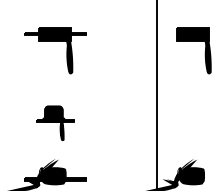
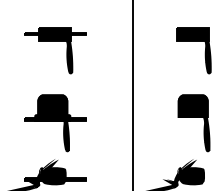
line position: (157, 94) -> (133, 94) (133, 94)
part size: 39x36 px -> 63x59 px (55, 123)
part: none -> present (193, 123)
